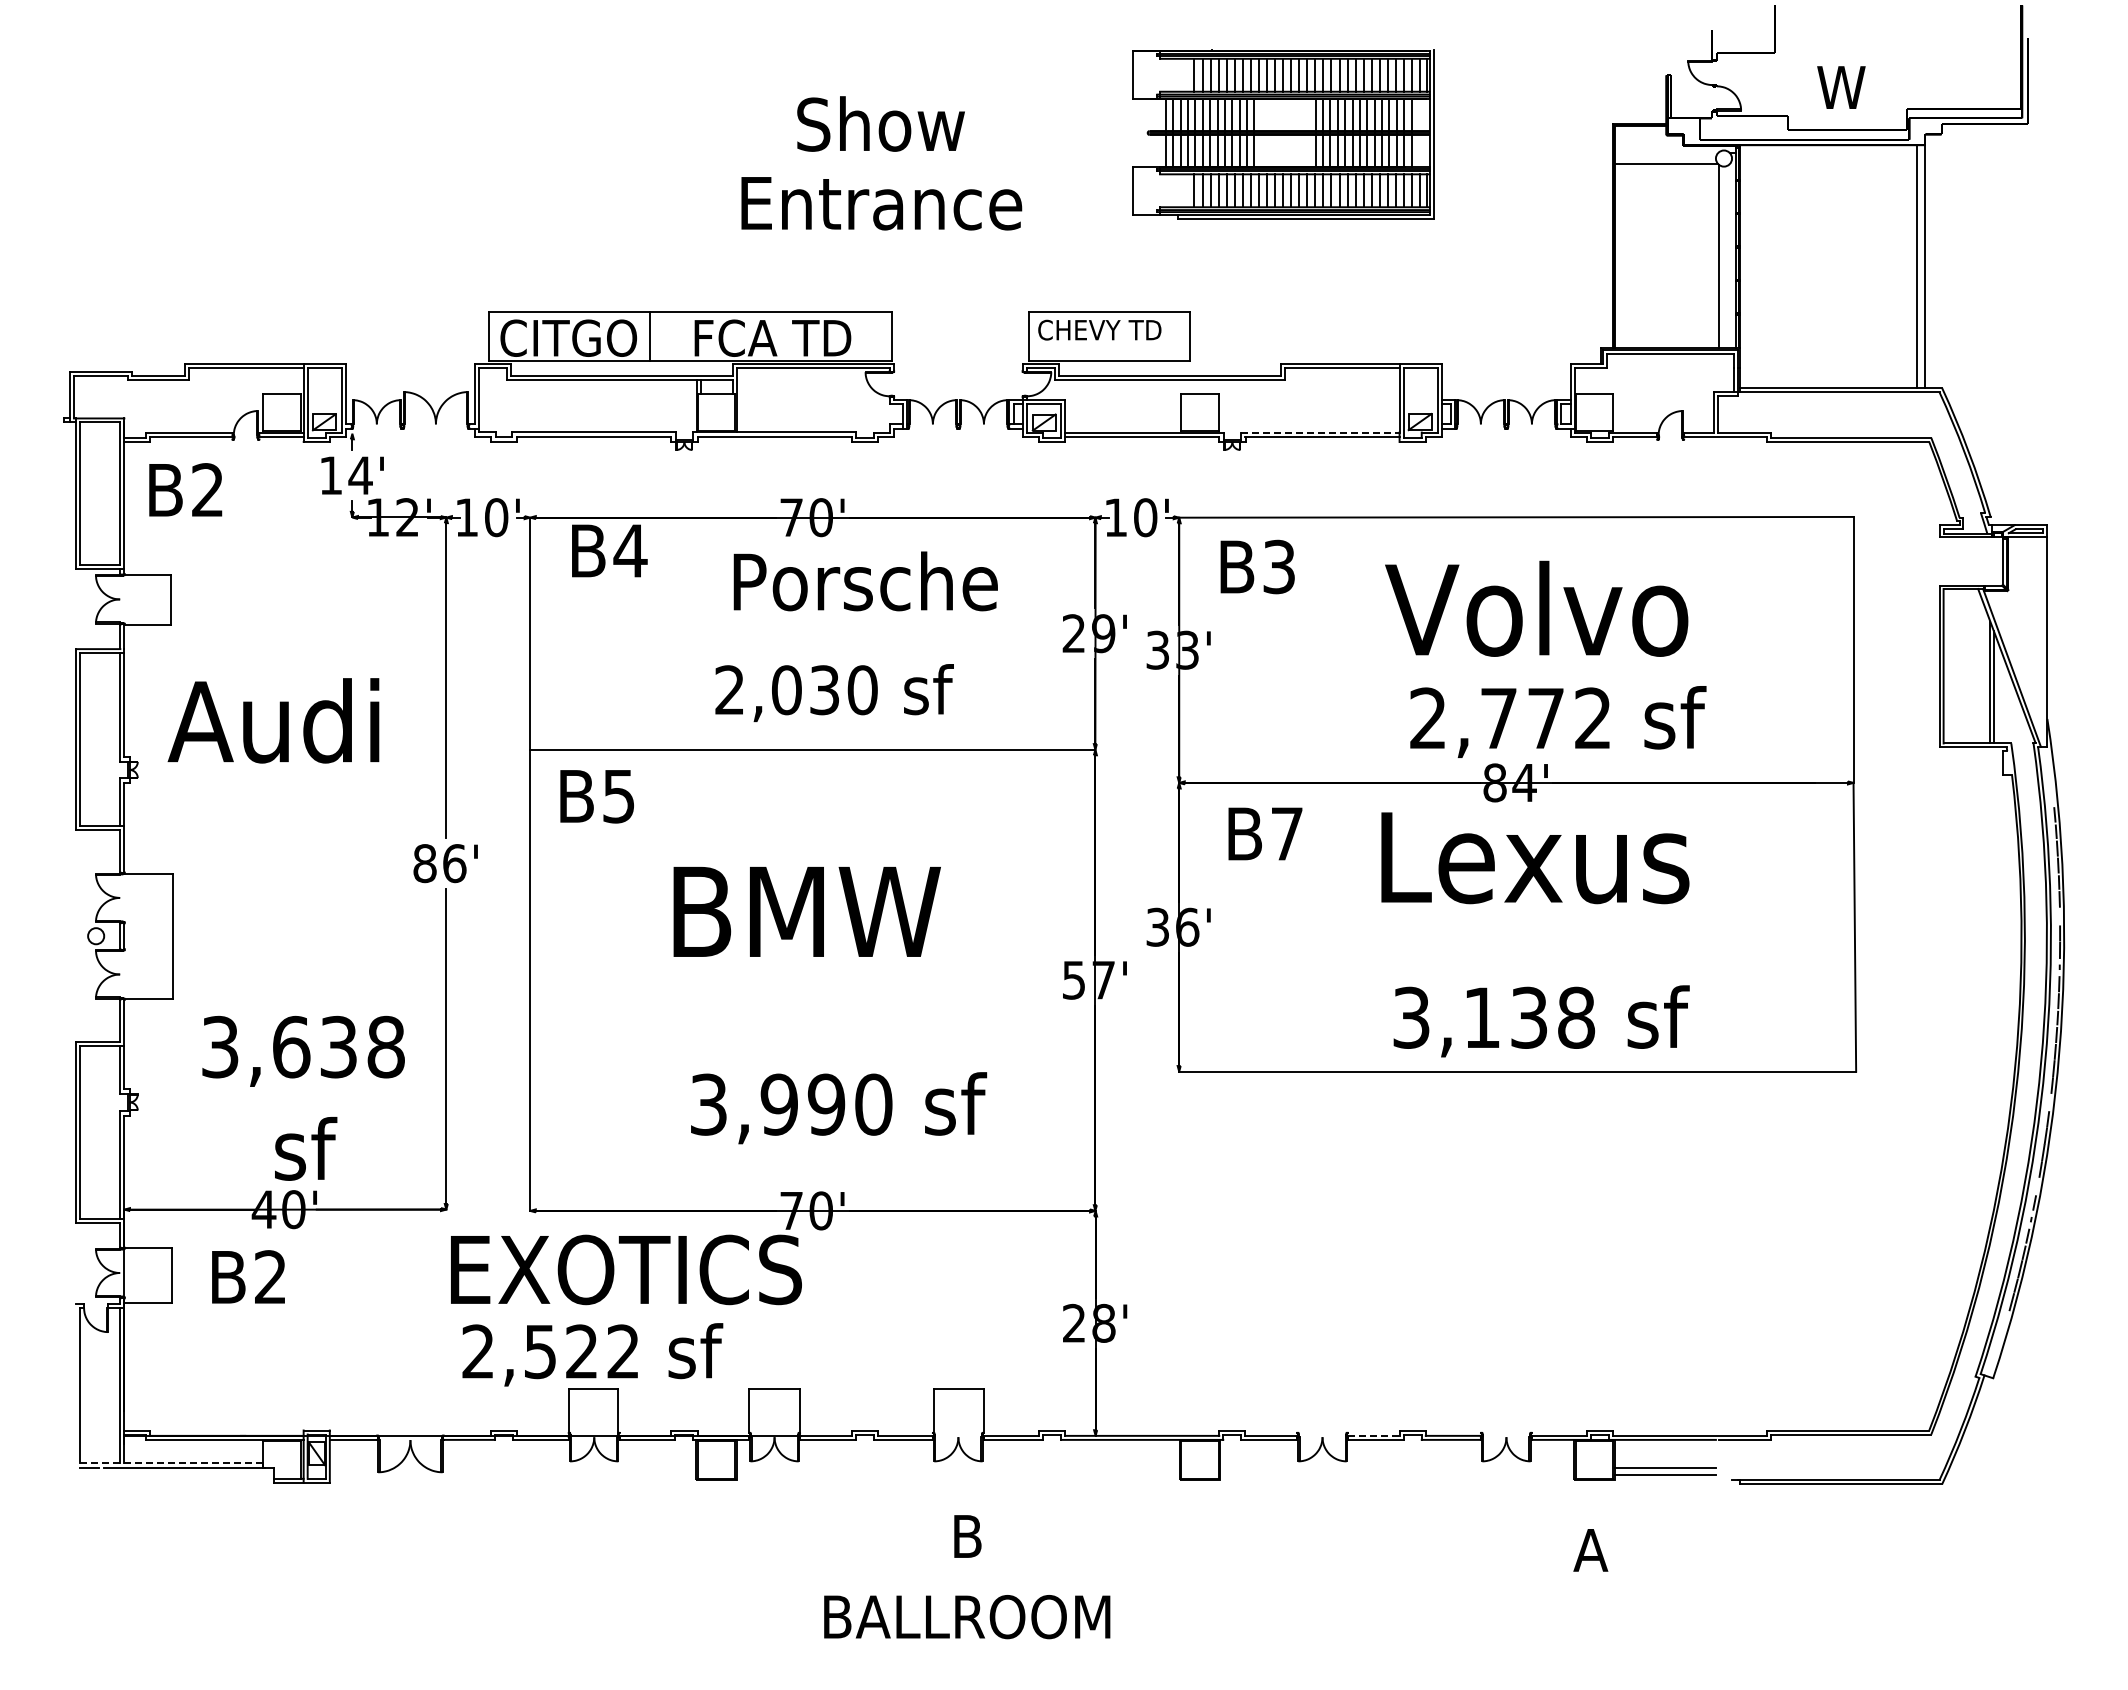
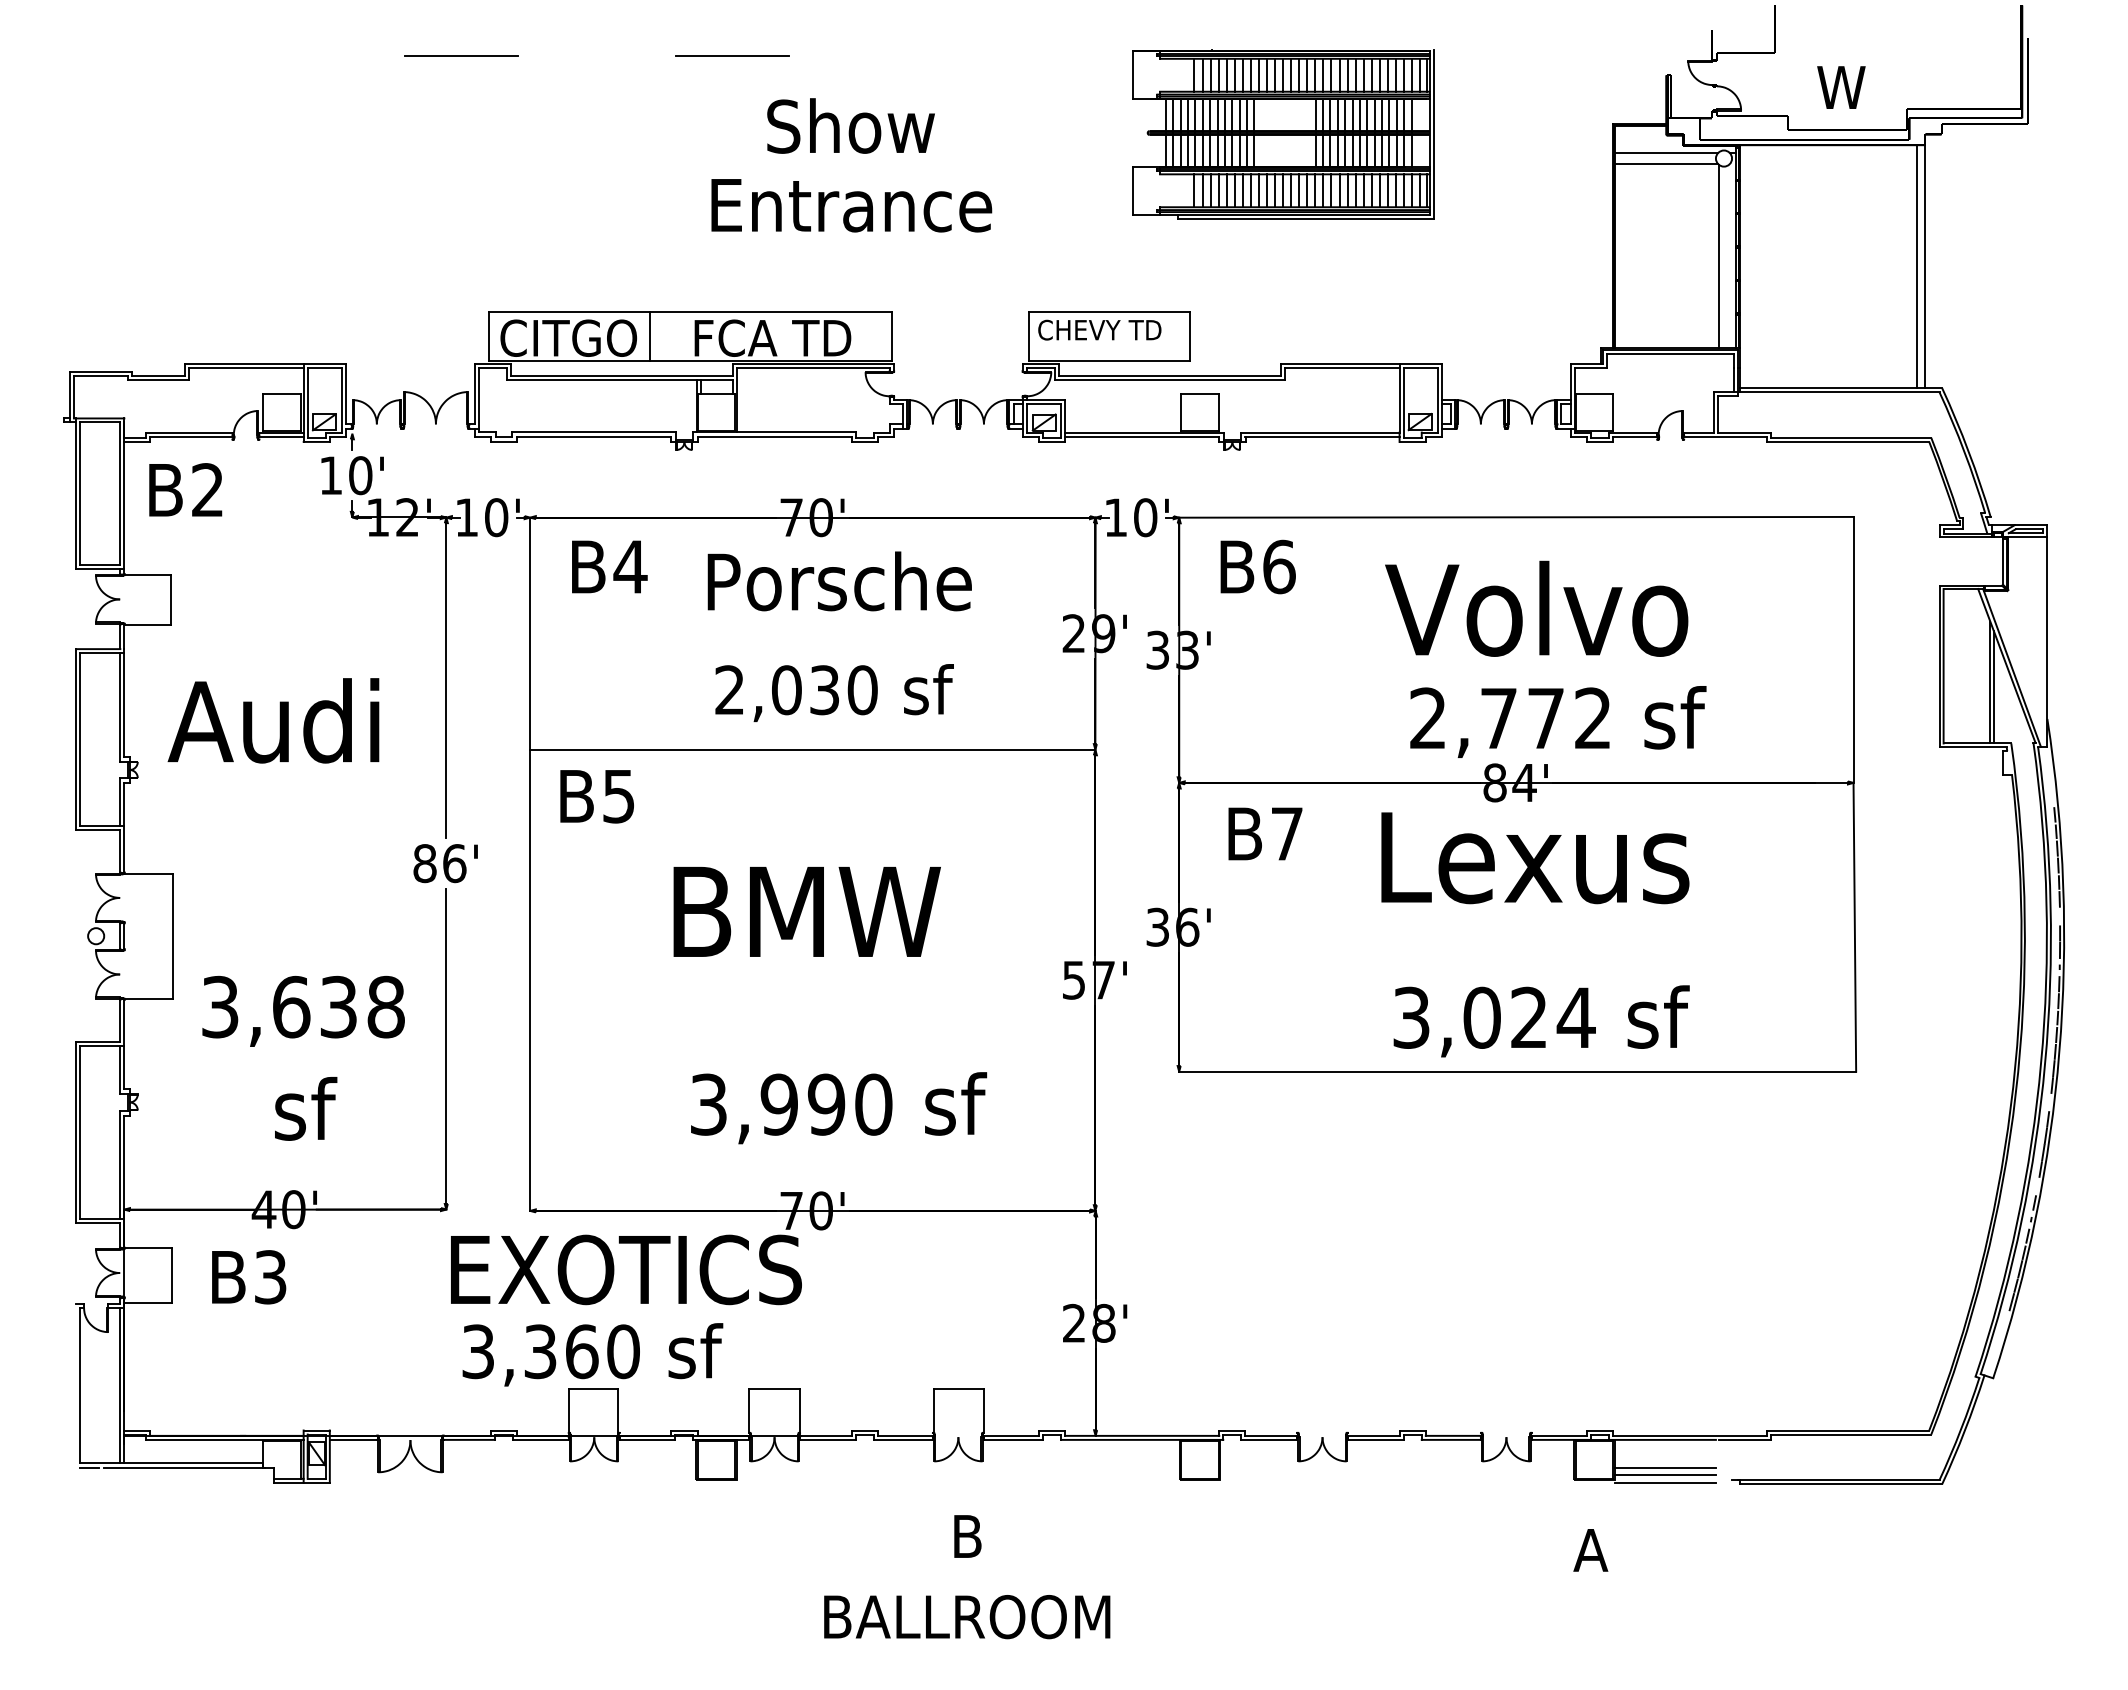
line: none -> present (461, 56)
line: none -> present (731, 56)
line: none -> present (1666, 153)
text position: (881, 163) -> (851, 165) (851, 165)
line: dashed -> solid (1320, 432)
text: 14' -> 10' (360, 475)
text position: (609, 550) -> (609, 566) (609, 566)
text: B3 -> B6 (1279, 566)
text position: (865, 581) -> (839, 581) (839, 581)
text: 3,138 -> 3,024 (1529, 1017)
text position: (303, 1097) -> (303, 1057) (303, 1057)
text: B2 -> B3 (270, 1277)
text: 2,522 -> 3,360 (550, 1351)
line: dashed -> solid (1373, 1435)
line: dashed -> solid (171, 1462)
line: none -> present (1664, 1482)
